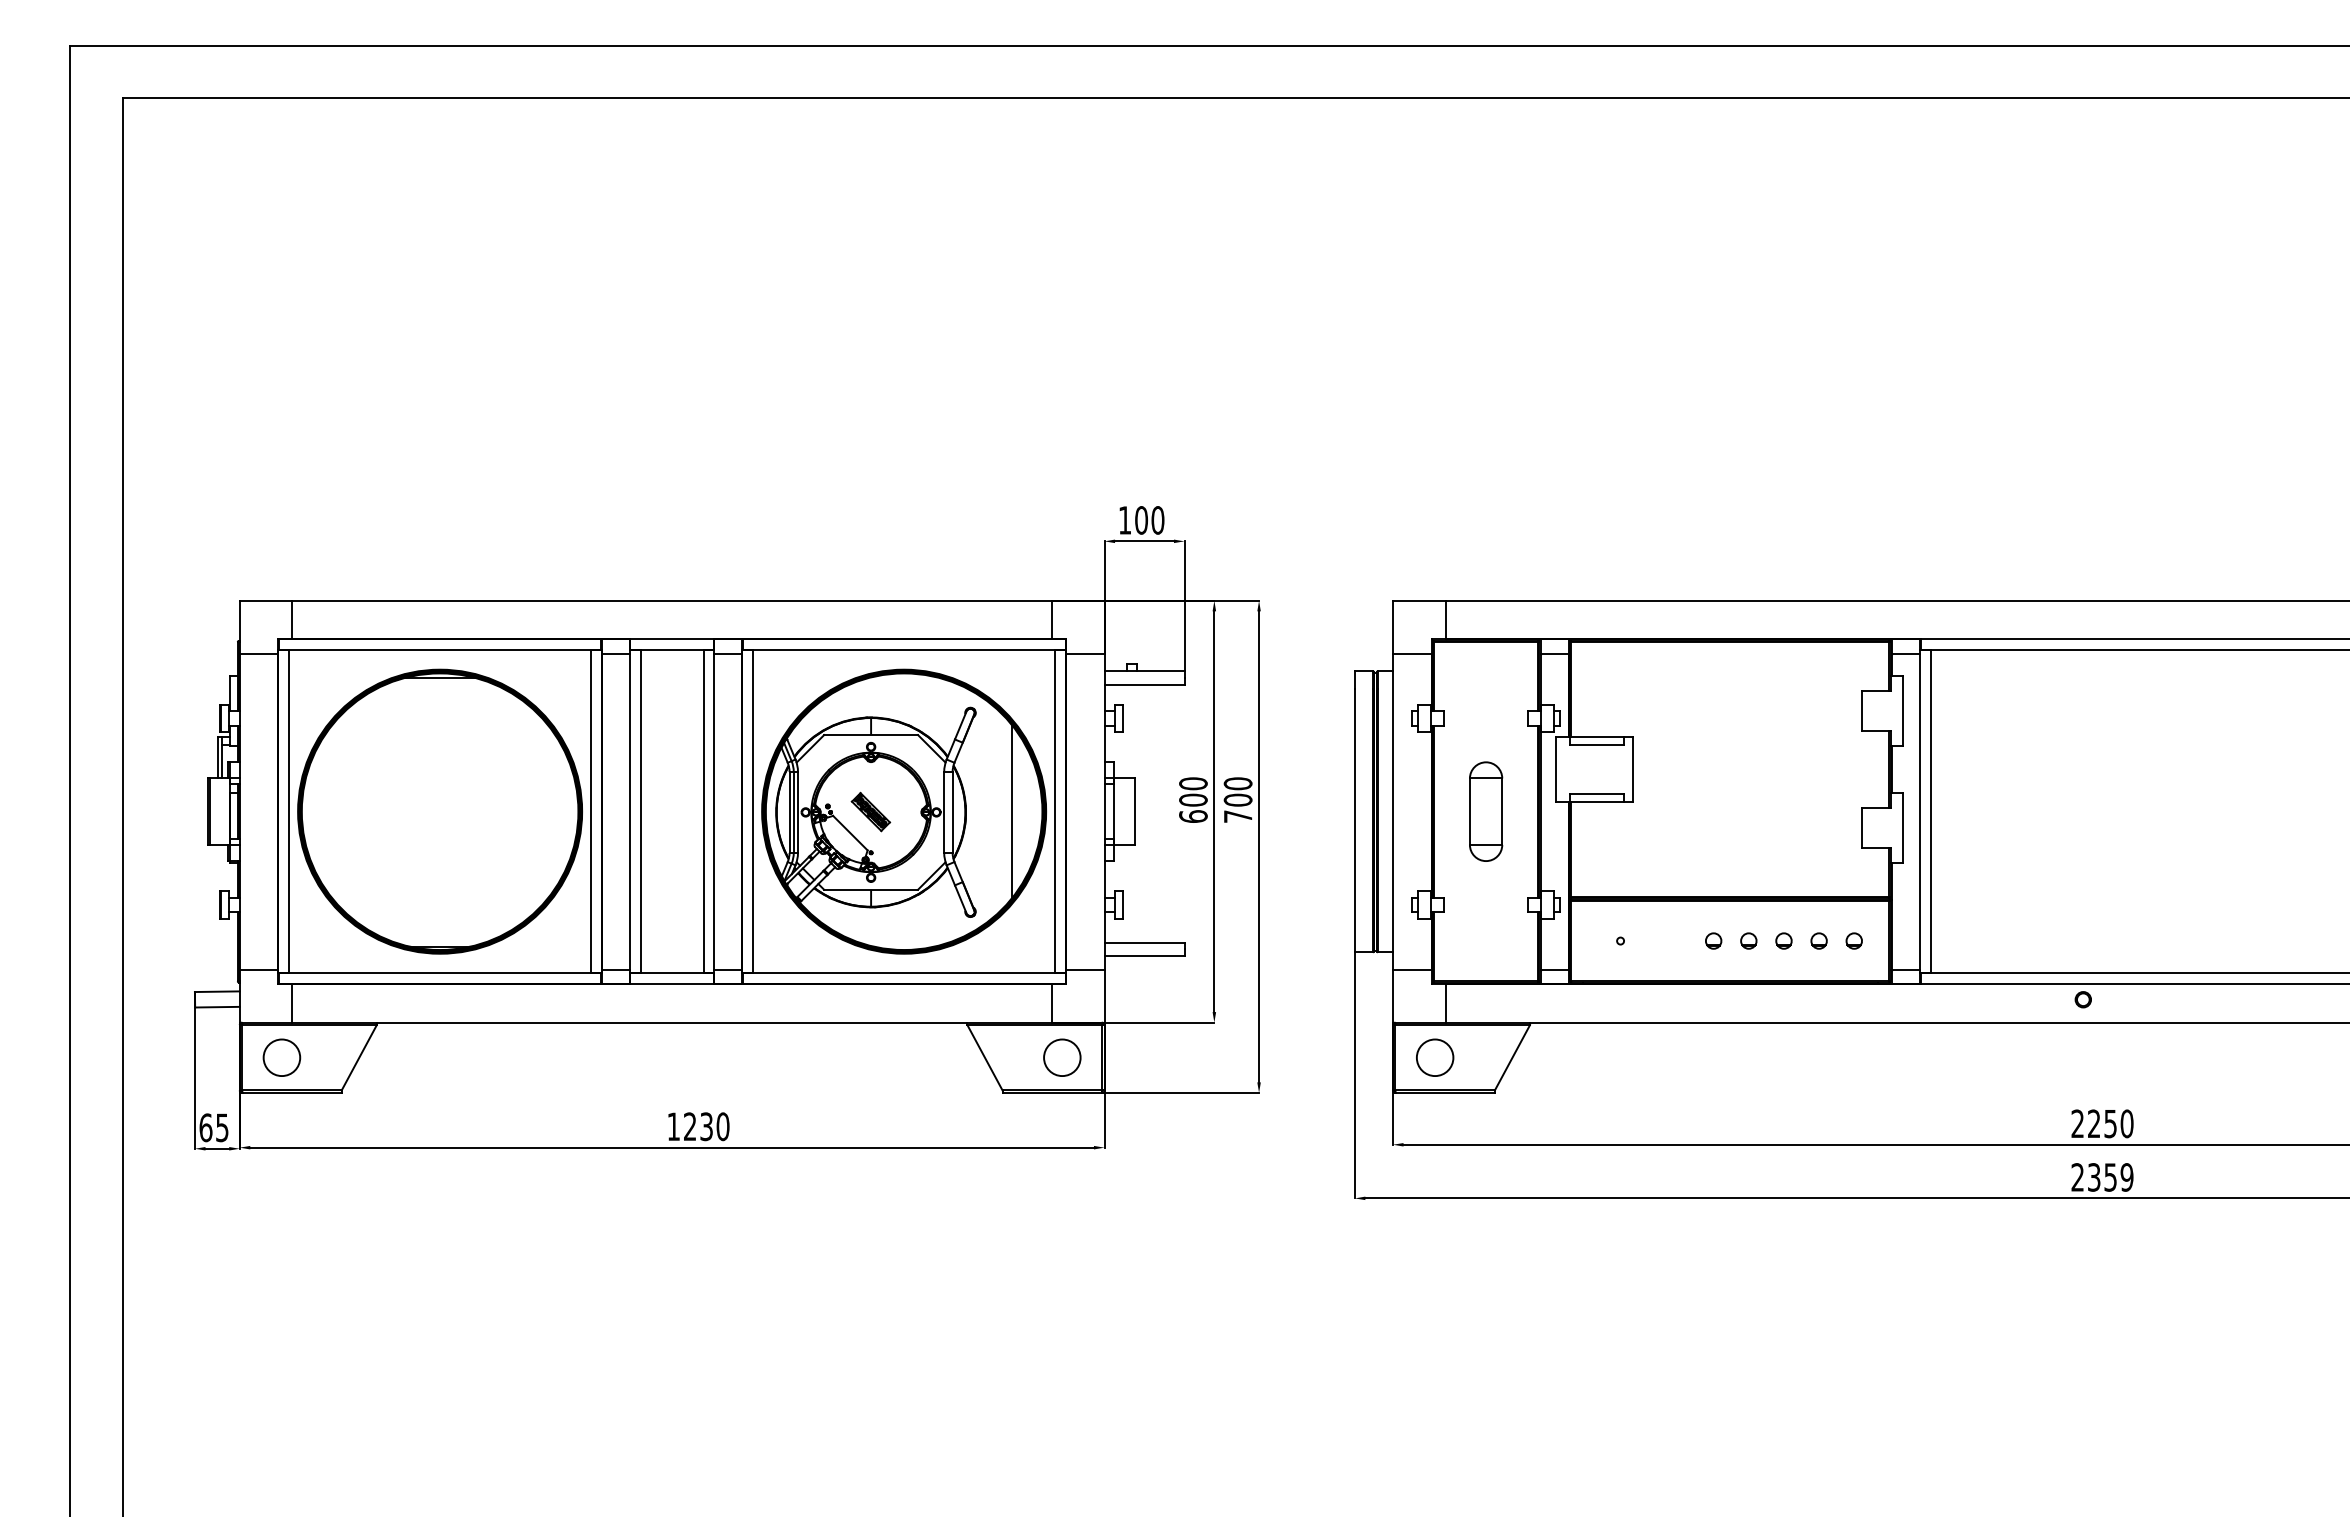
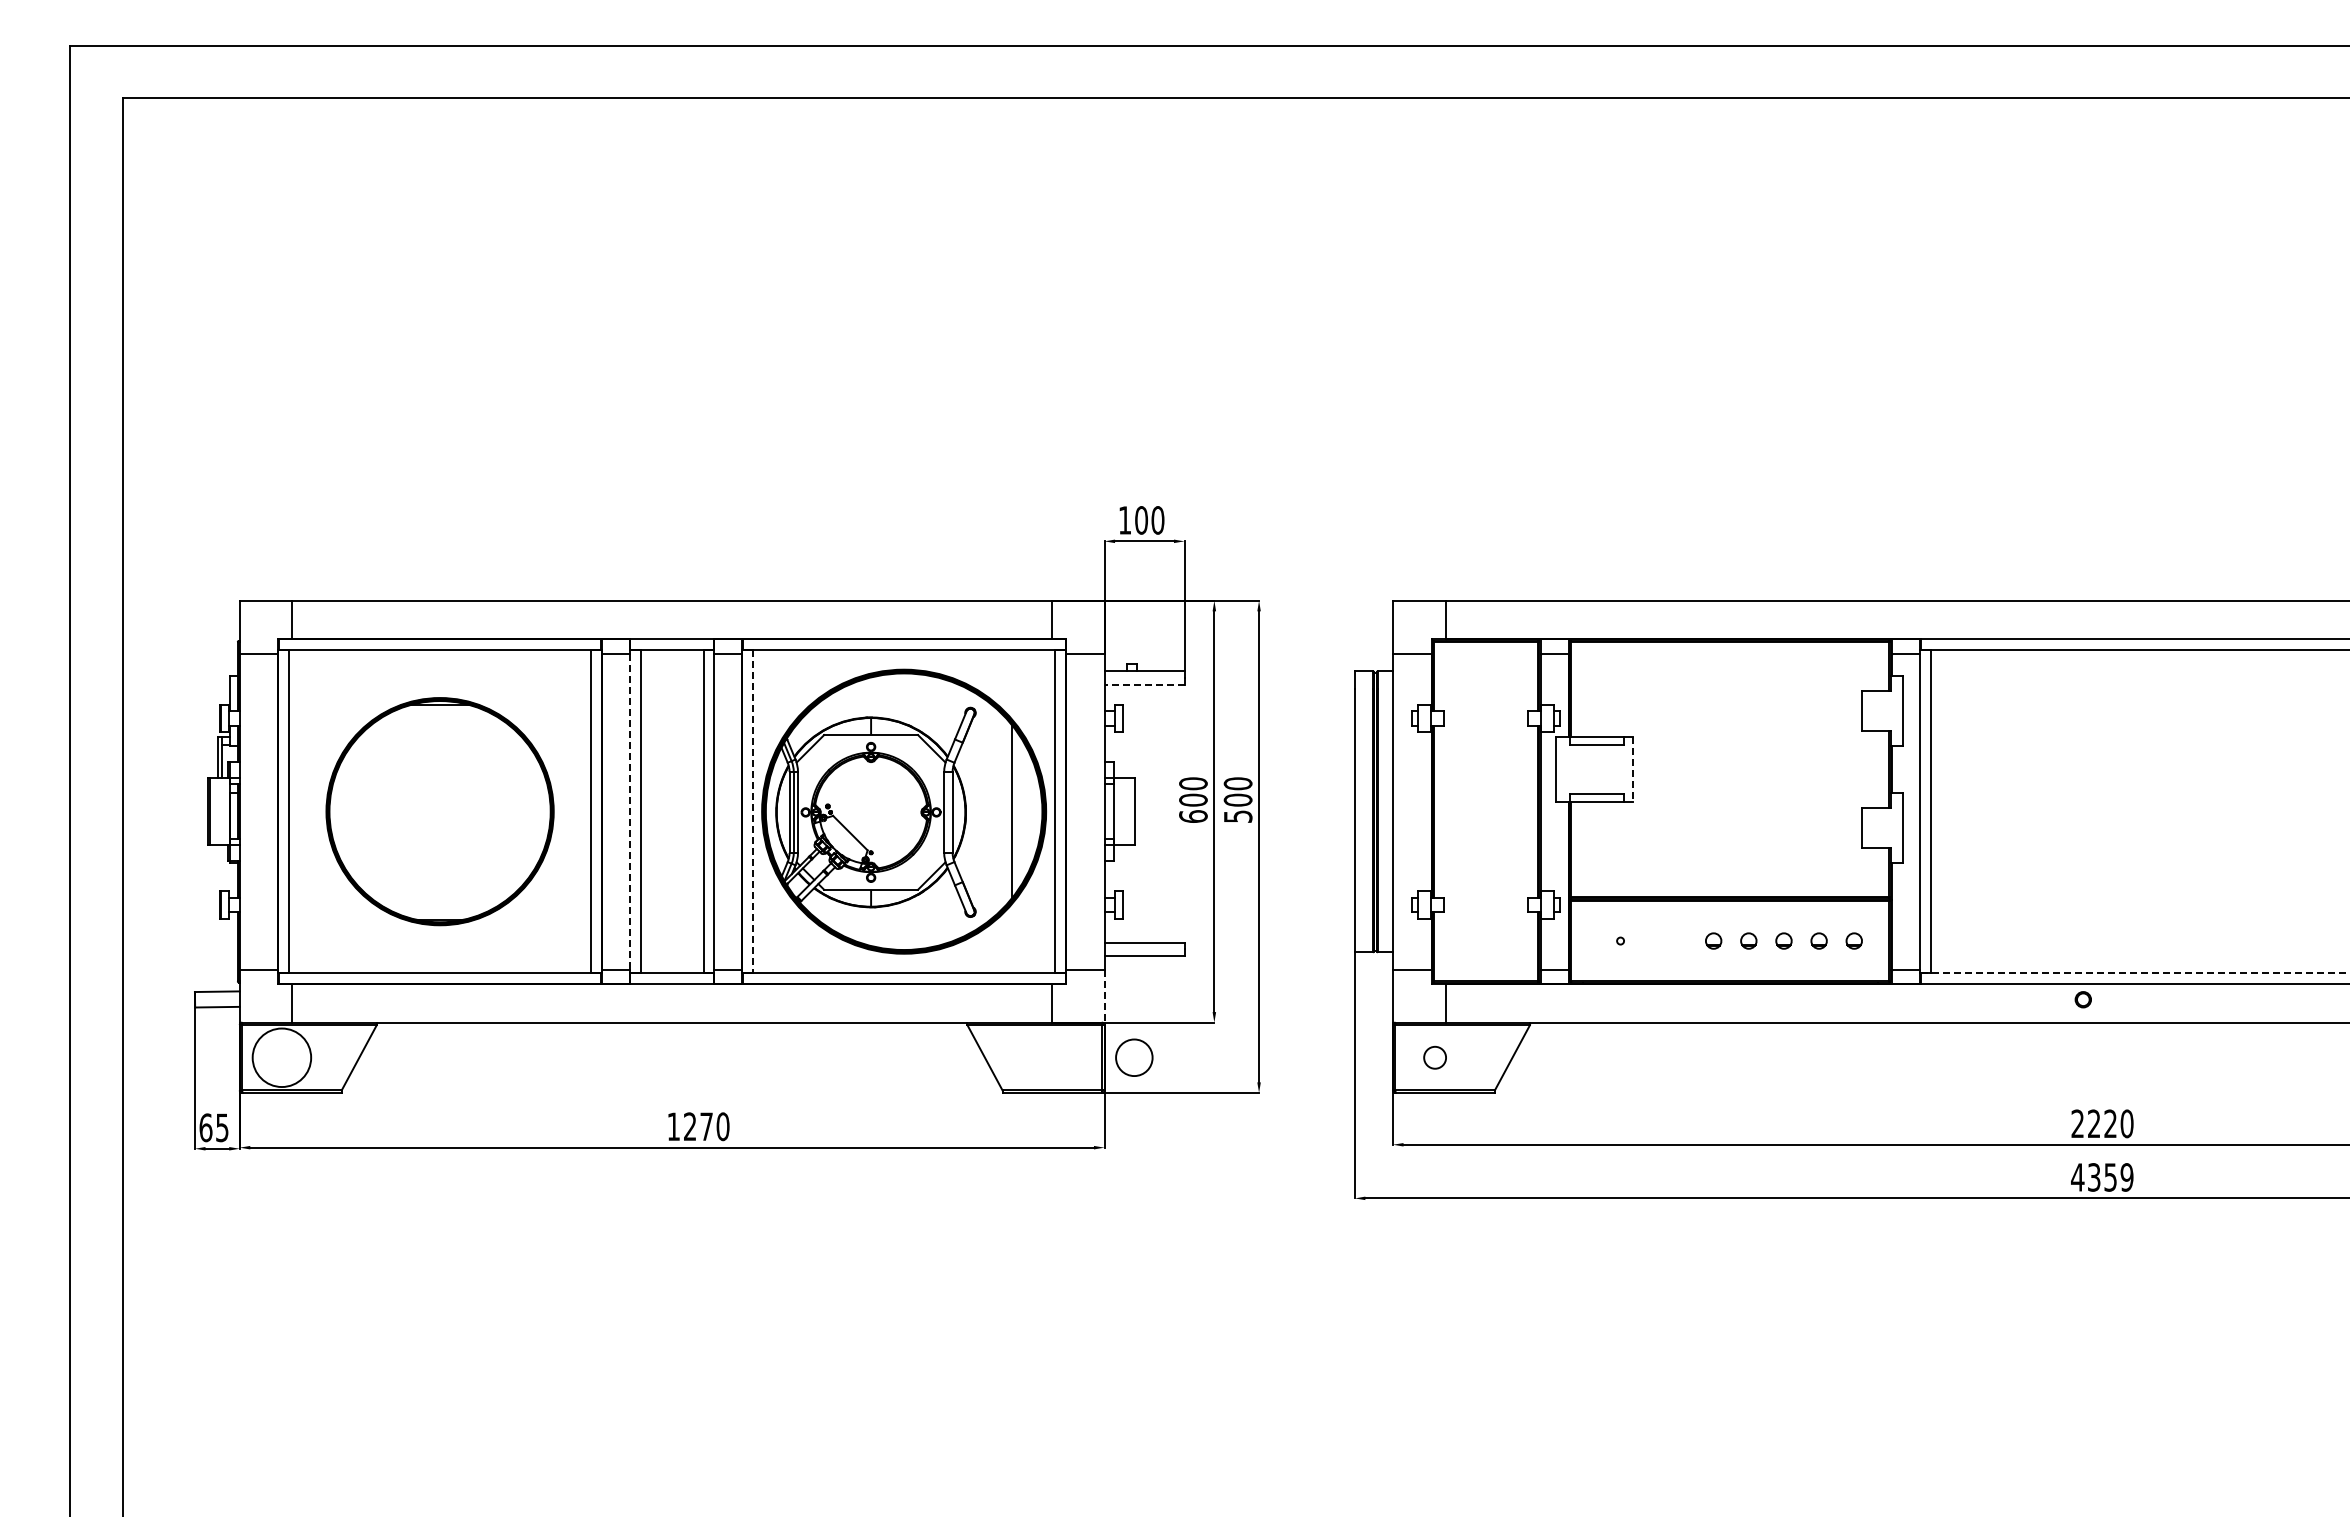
line: solid -> dashed (1144, 684)
line: solid -> dashed (1633, 769)
part size: 286x287 px -> 230x230 px (439, 811)
part: present -> none (870, 811)
part: present -> none (1486, 811)
line: solid -> dashed (629, 812)
line: solid -> dashed (752, 812)
text: 700 -> 500 (1238, 816)
line: solid -> dashed (2135, 973)
line: solid -> dashed (1104, 996)
circle diameter: 37 px -> 58 px (281, 1057)
circle position: (1062, 1057) -> (1134, 1057) (1134, 1057)
circle diameter: 37 px -> 22 px (1435, 1057)
text: 2250 -> 2220 (2110, 1123)
text: 1230 -> 1270 (706, 1126)
text: 2359 -> 4359 (2077, 1177)
